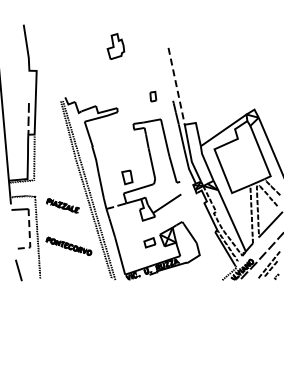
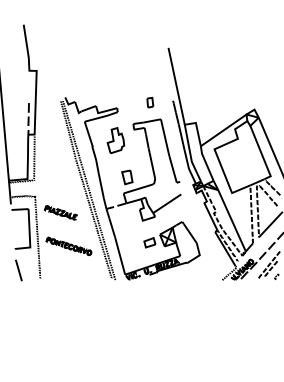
part position: (115, 46) -> (115, 140) (115, 140)
line: dashed -> solid (176, 87)
part position: (153, 96) -> (150, 102) (150, 102)
part position: (62, 205) -> (60, 212) (60, 212)
line: dashed -> solid (29, 237)
